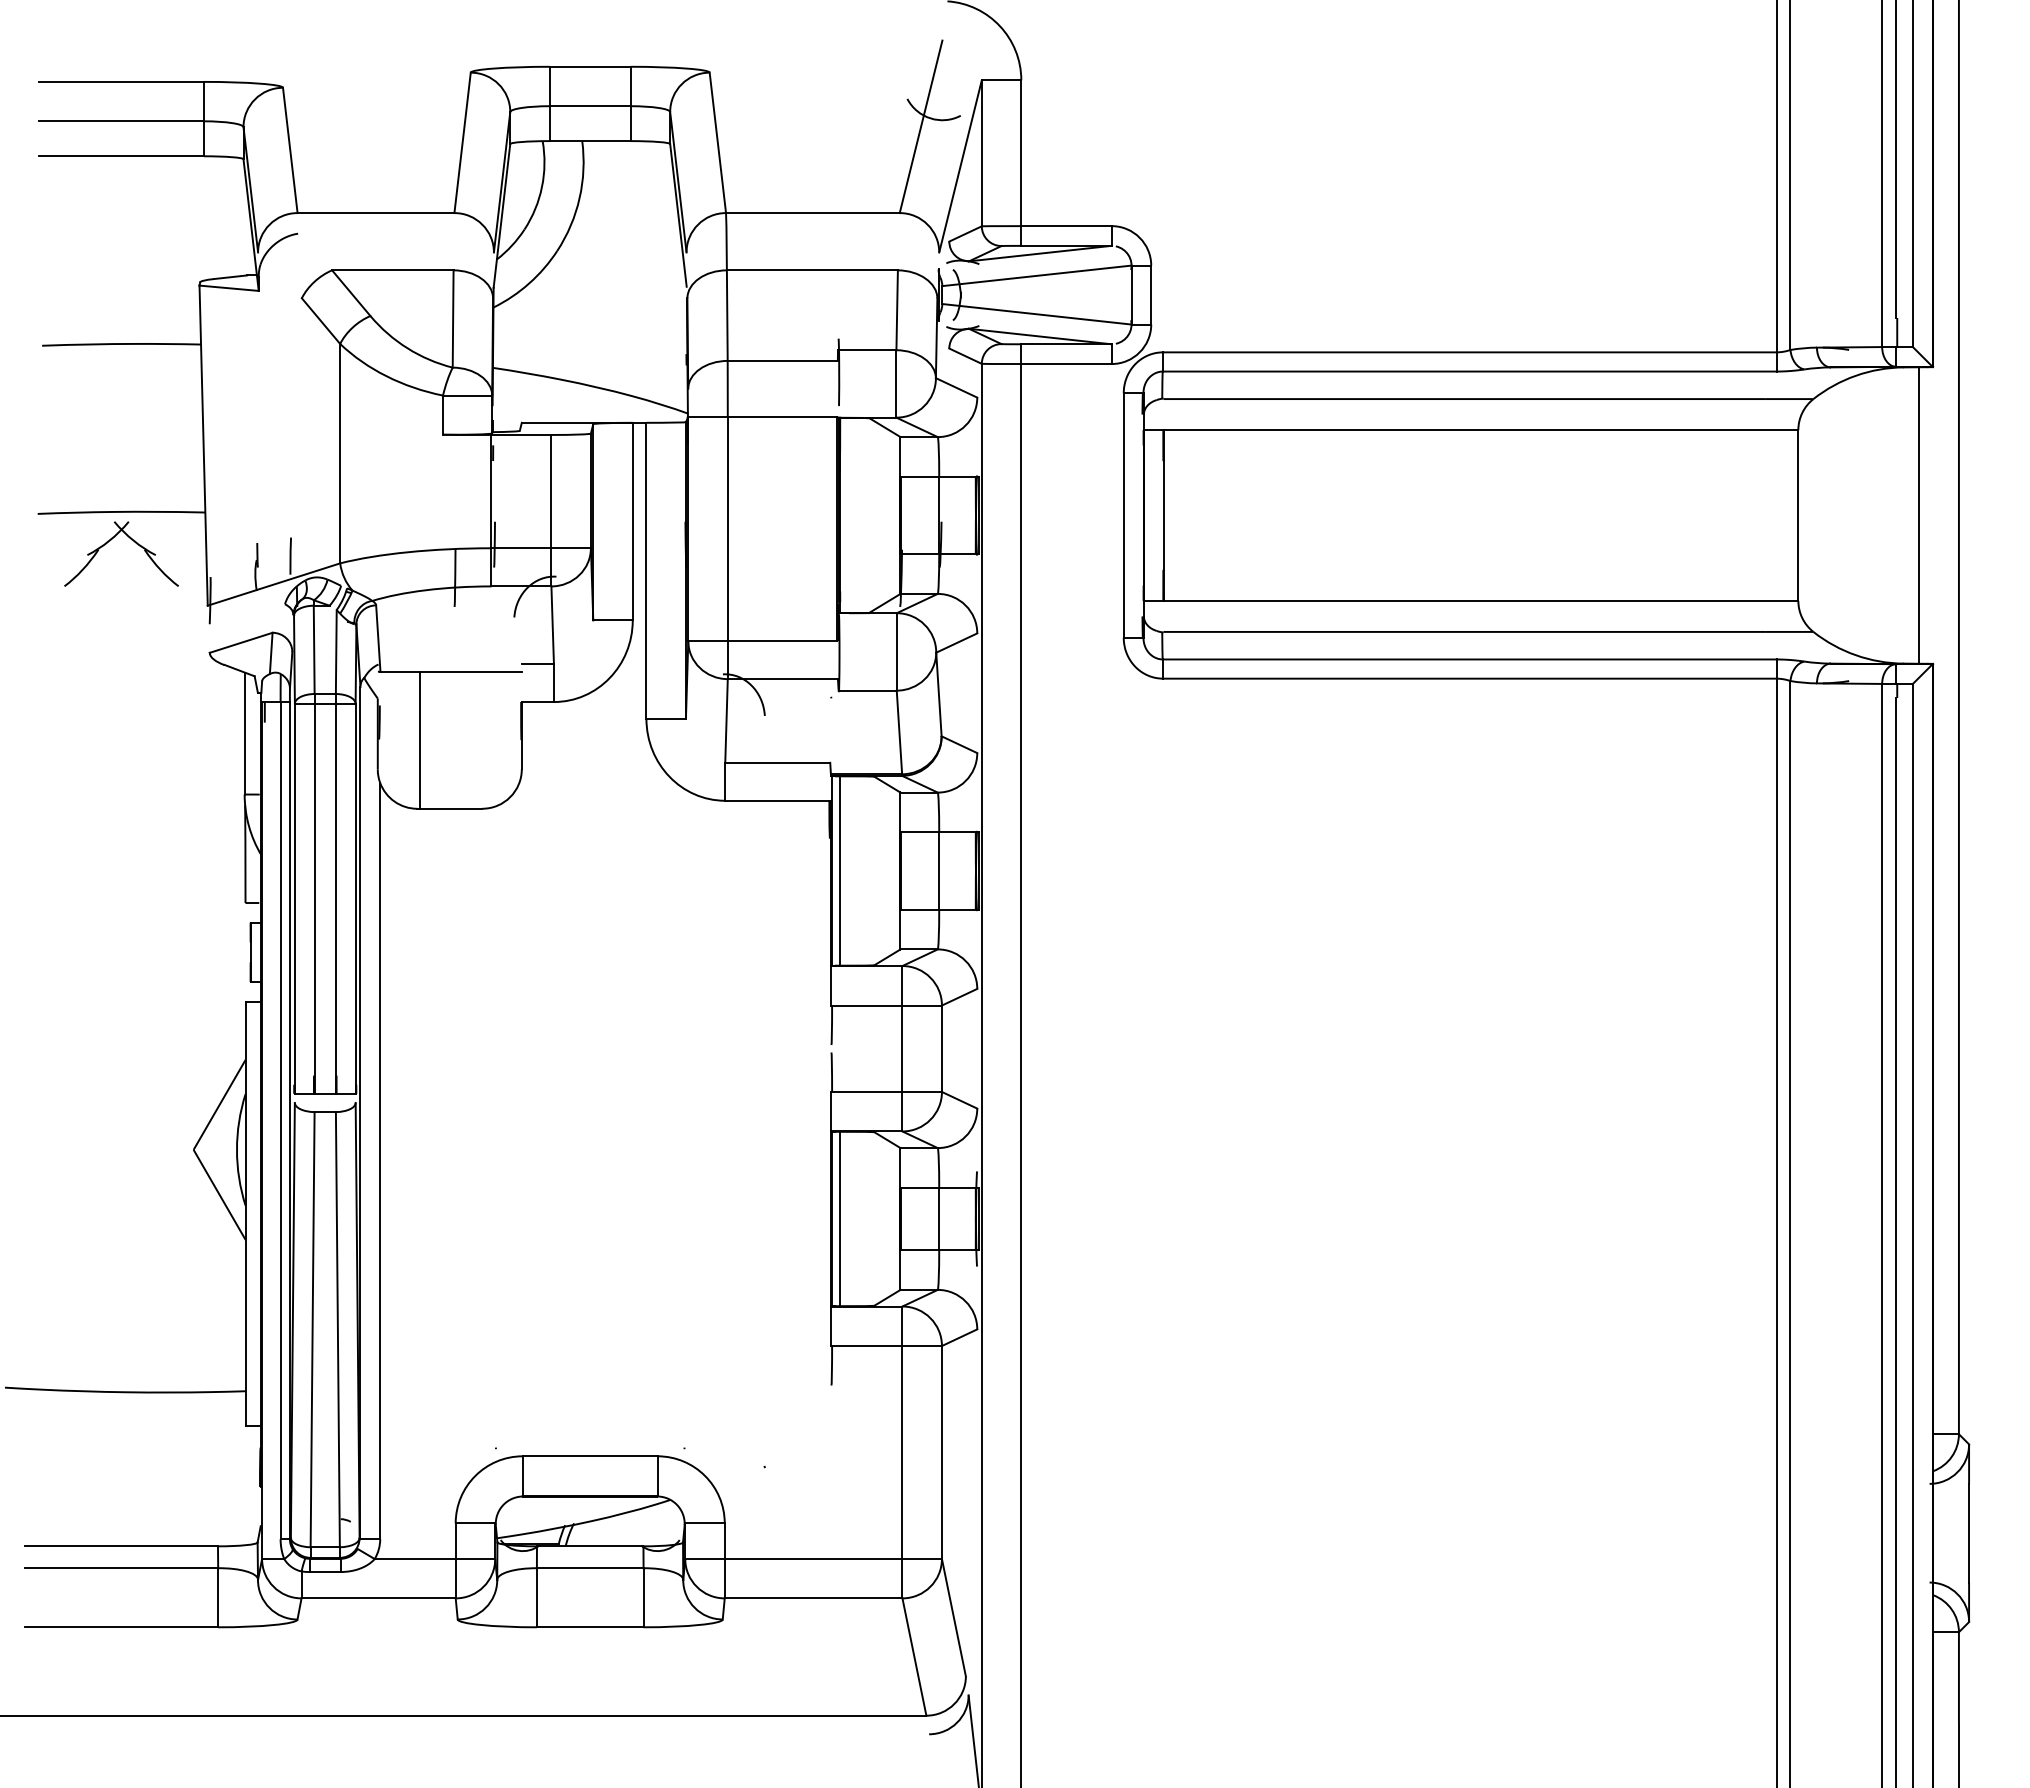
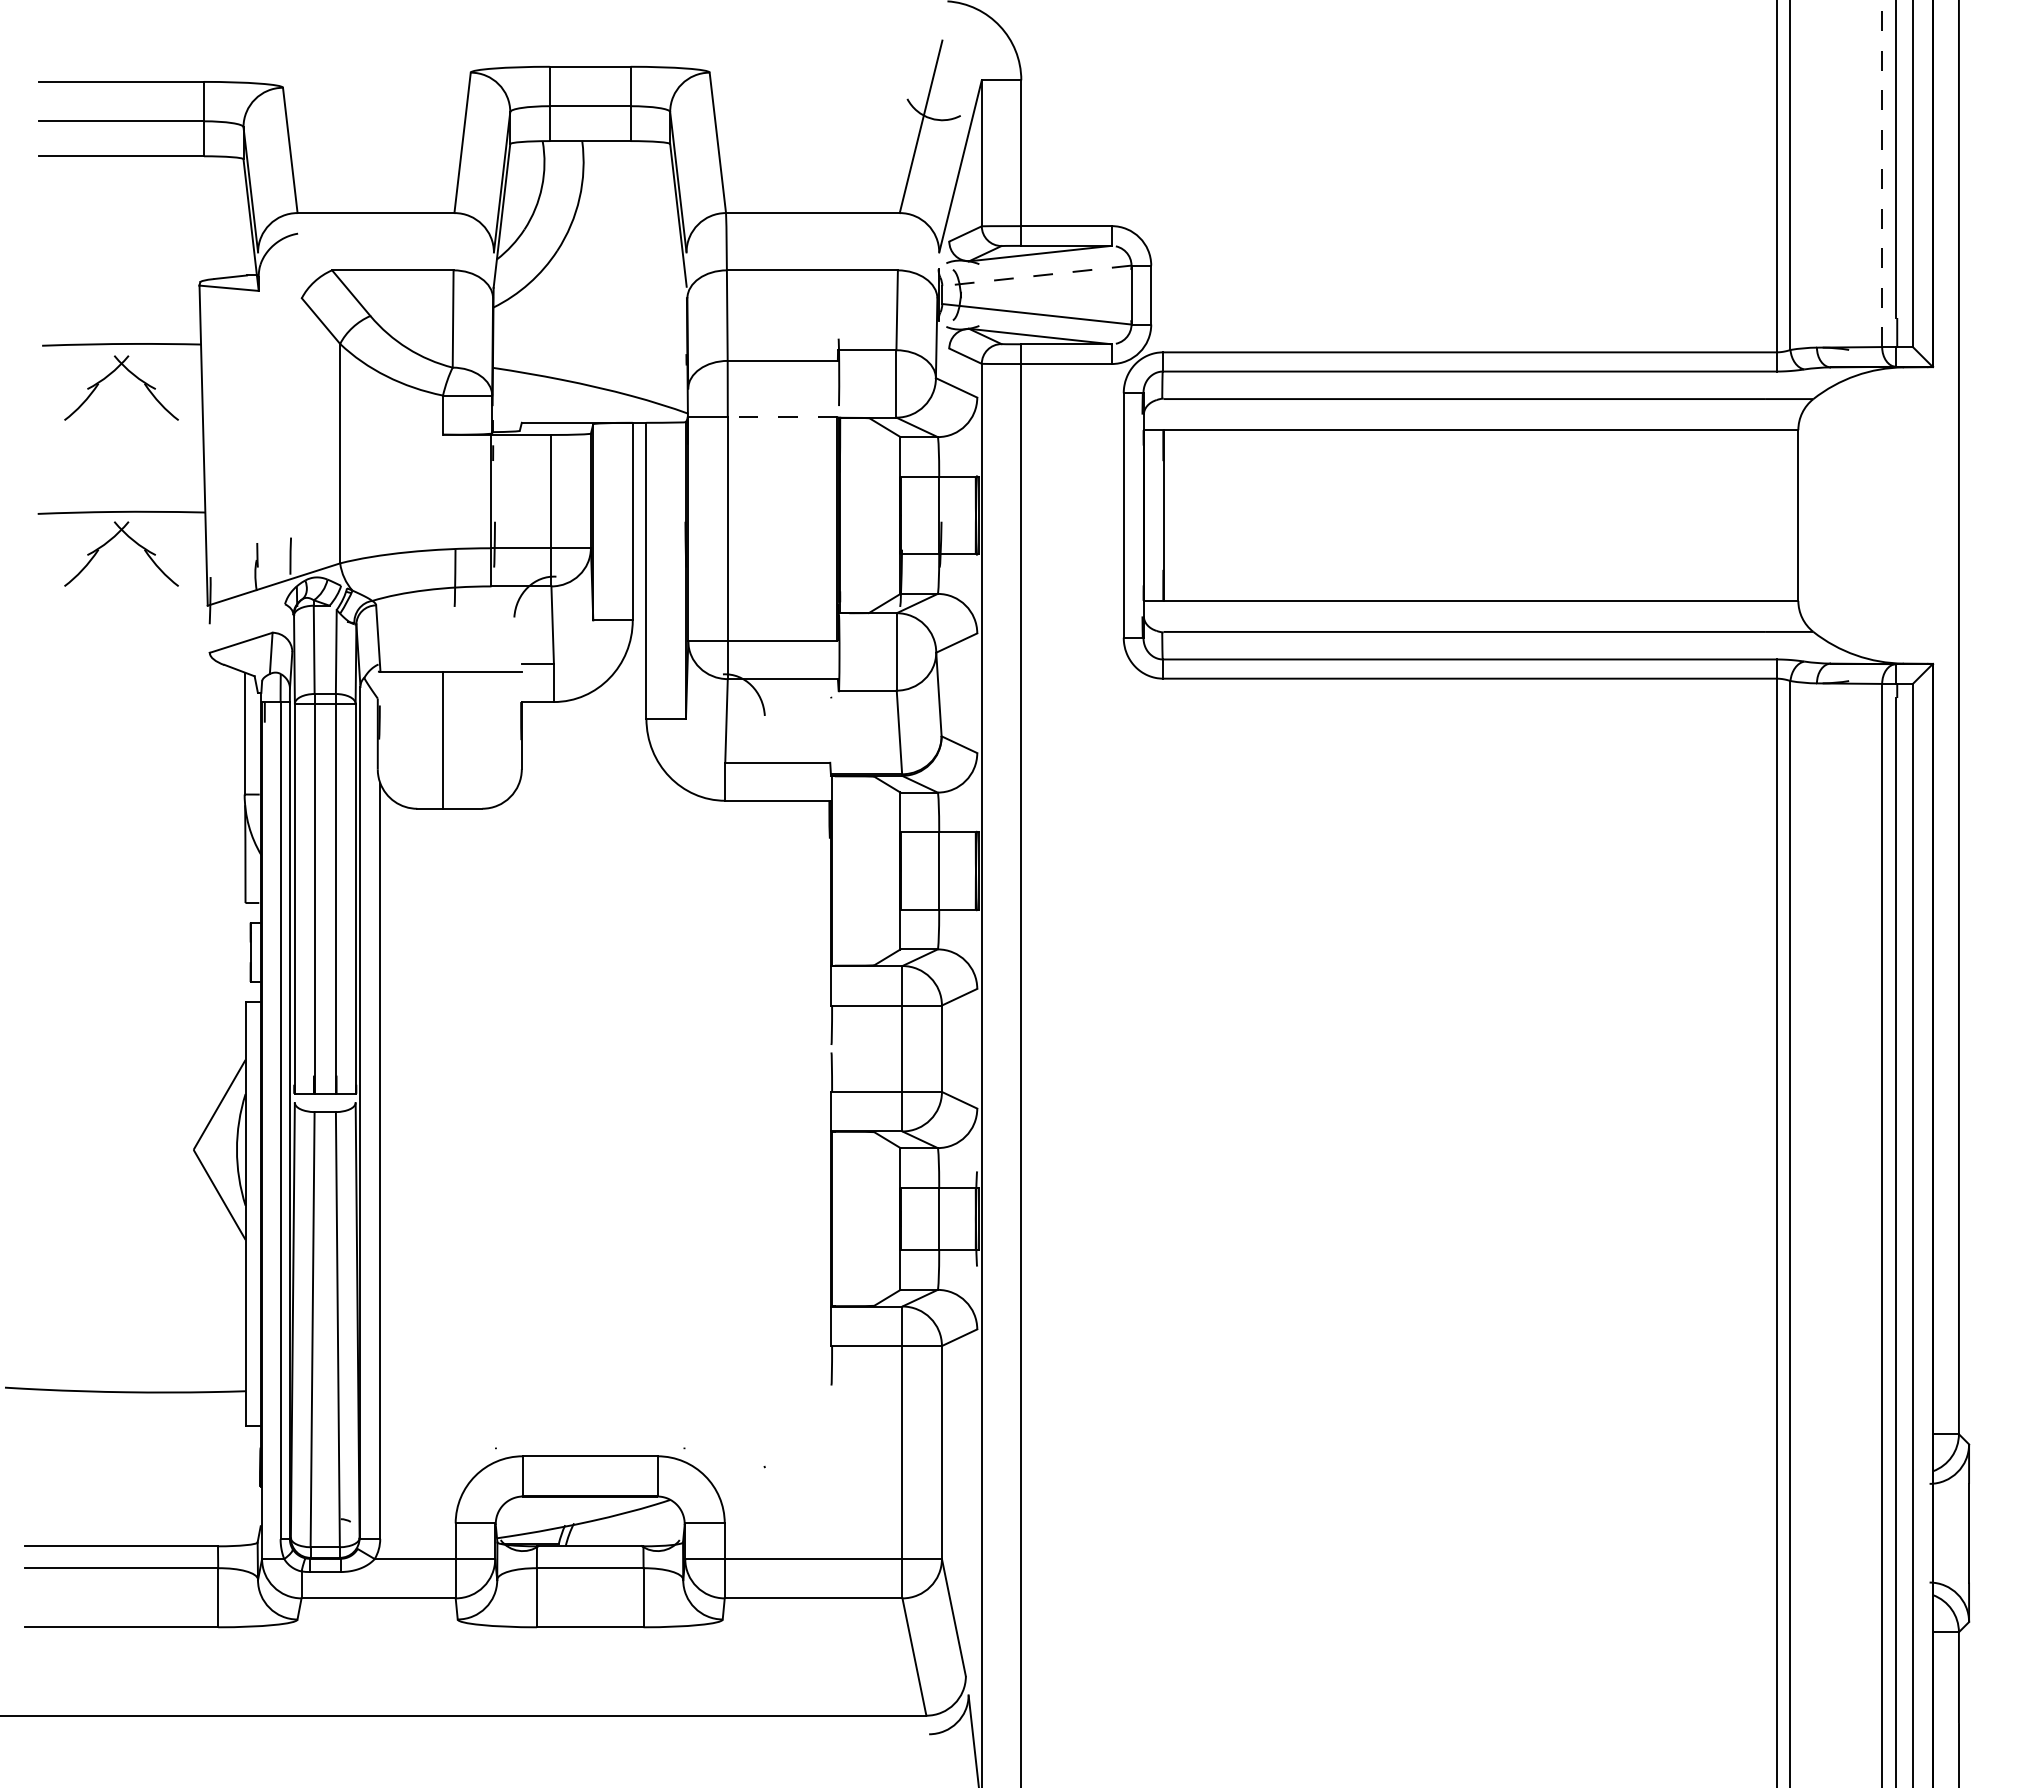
line: solid -> dashed (1882, 173)
line: solid -> dashed (1036, 275)
part: none -> present (110, 375)
line: solid -> dashed (782, 416)
line: present -> none (1919, 515)
line position: (420, 739) -> (443, 739) (443, 739)
line: present -> none (839, 870)
line: present -> none (839, 1218)
